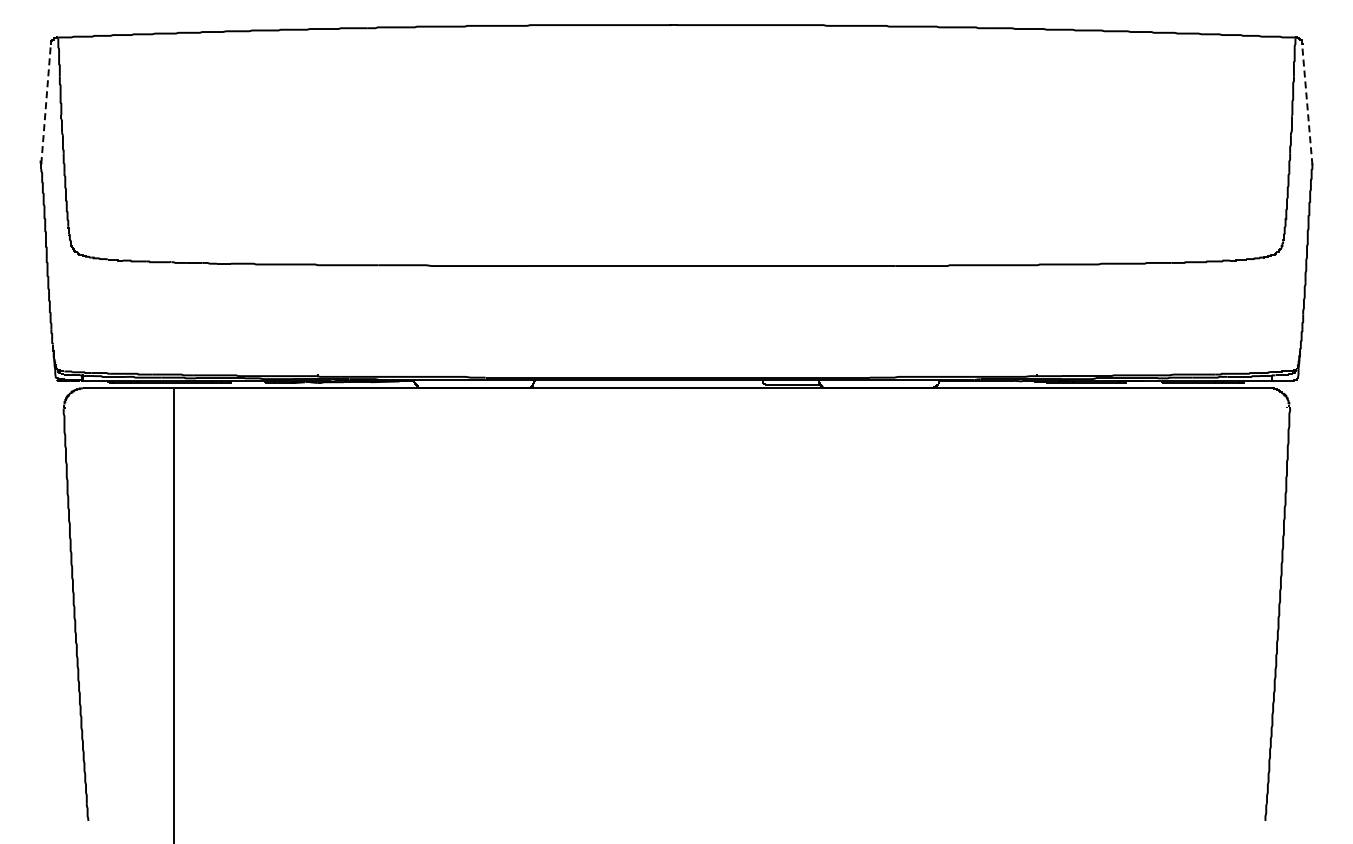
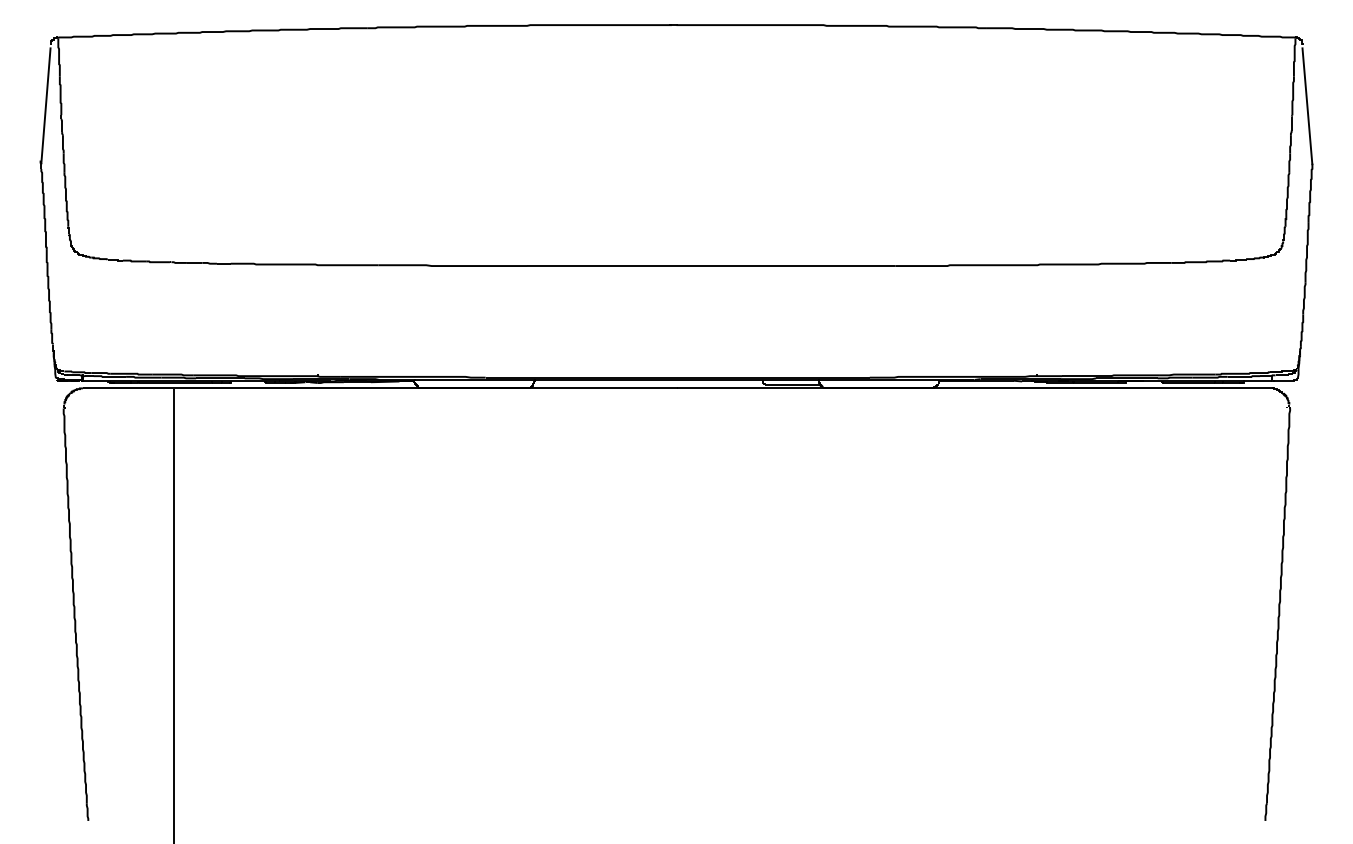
line: dashed -> solid (1307, 105)
line: dashed -> solid (45, 106)
